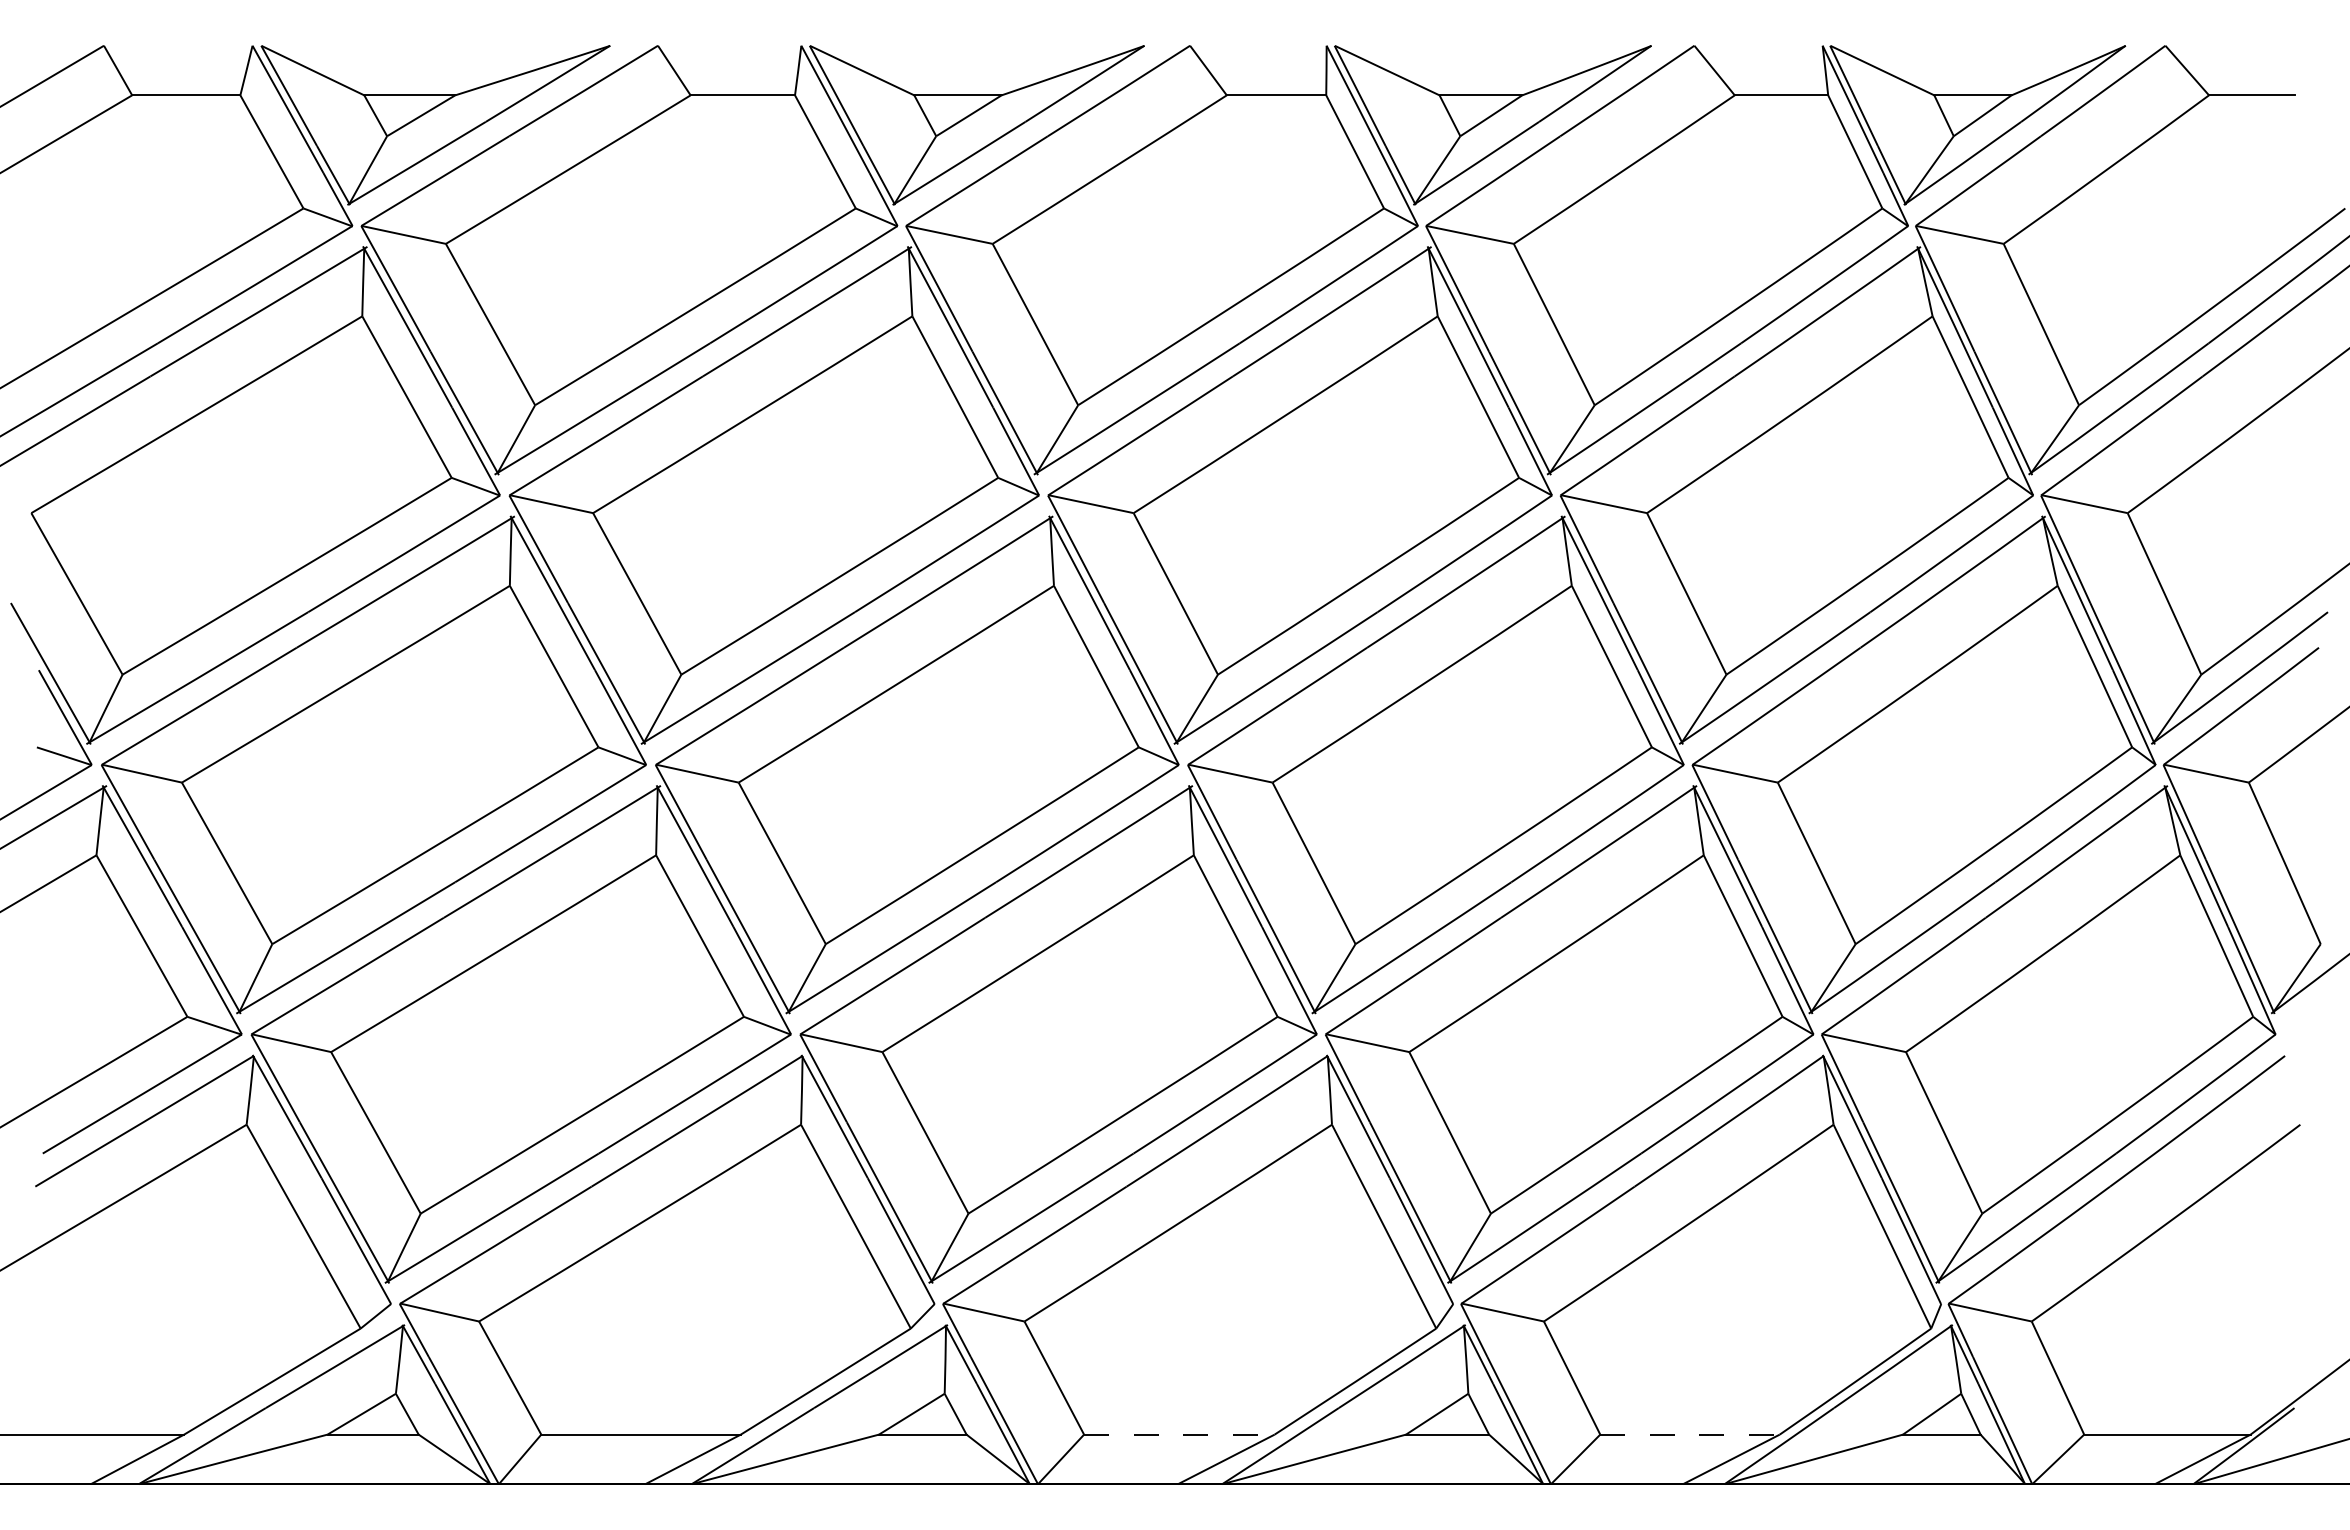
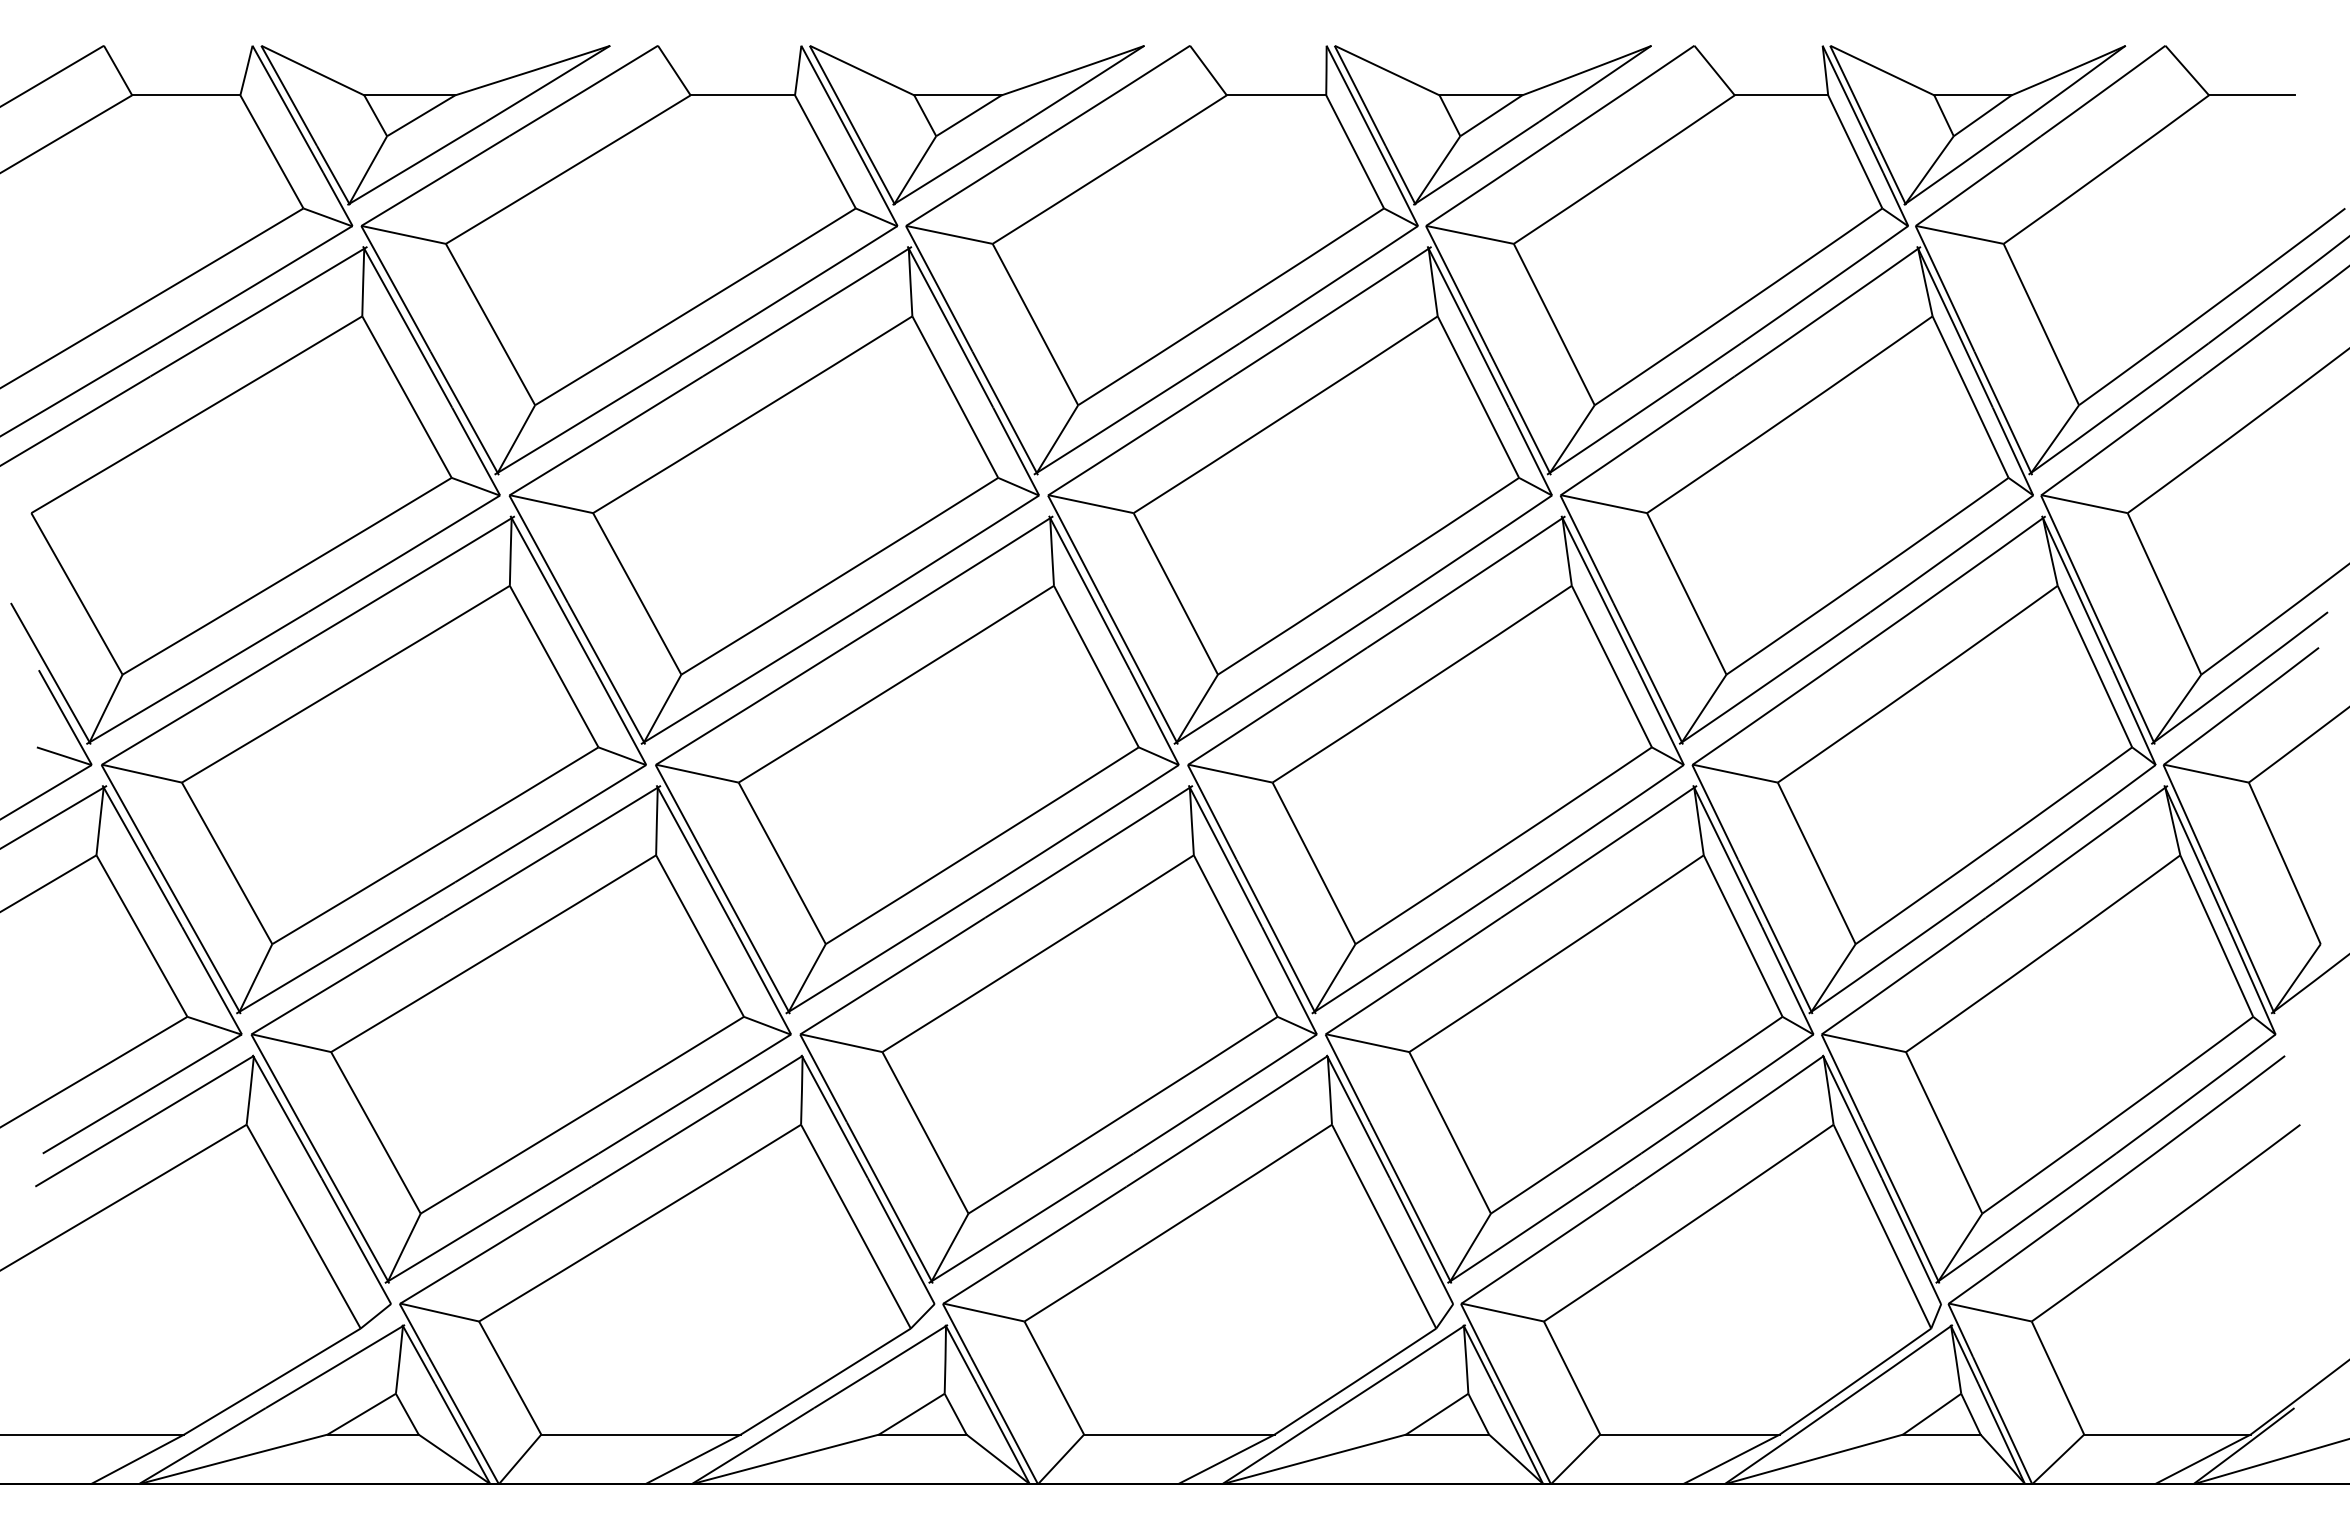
line: dashed -> solid (1179, 1434)
line: dashed -> solid (1690, 1434)
